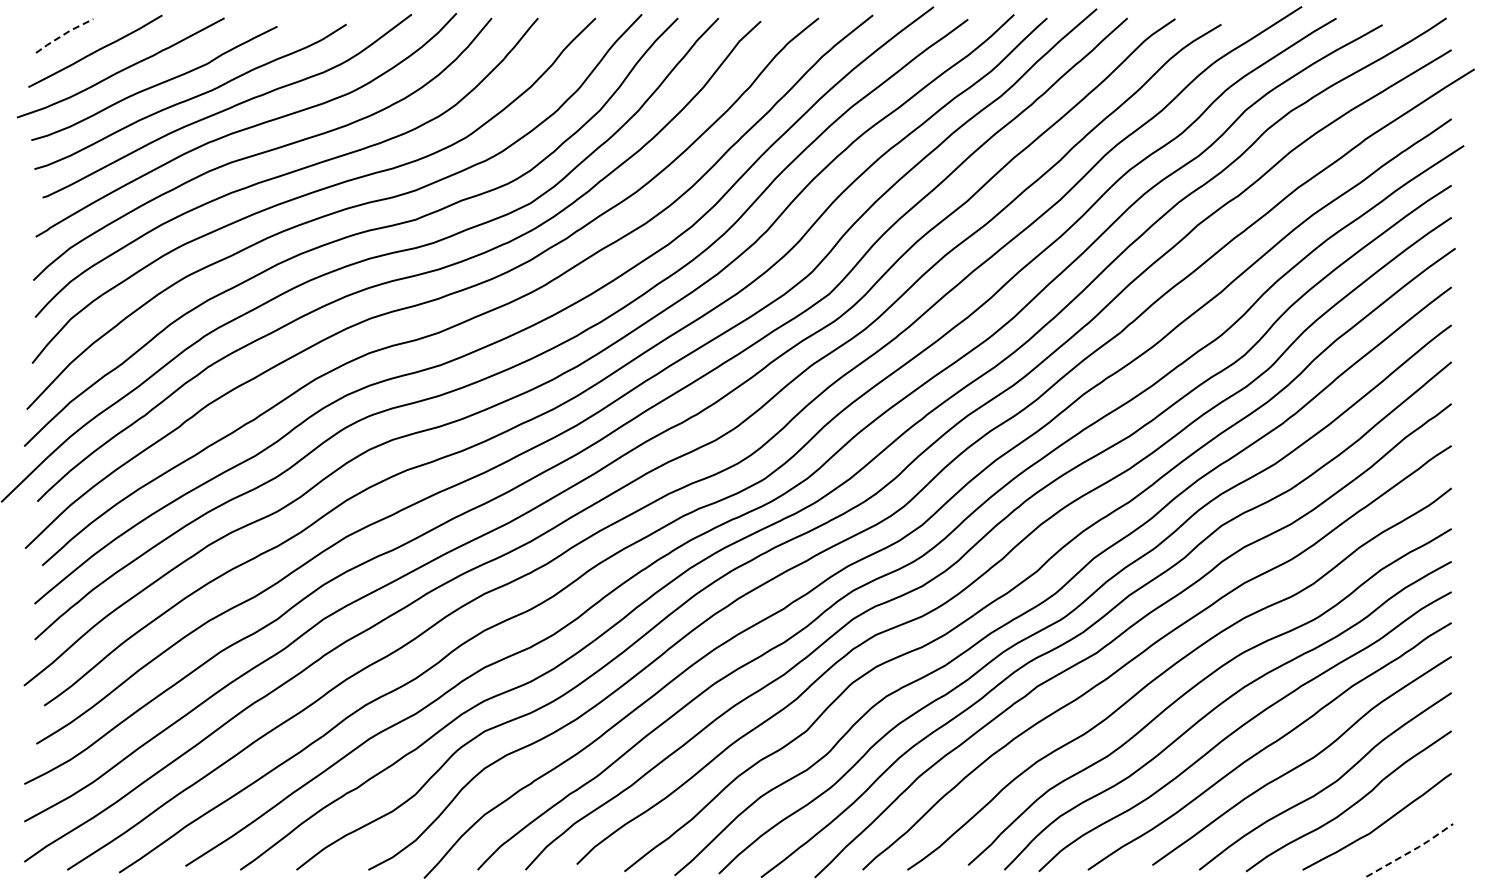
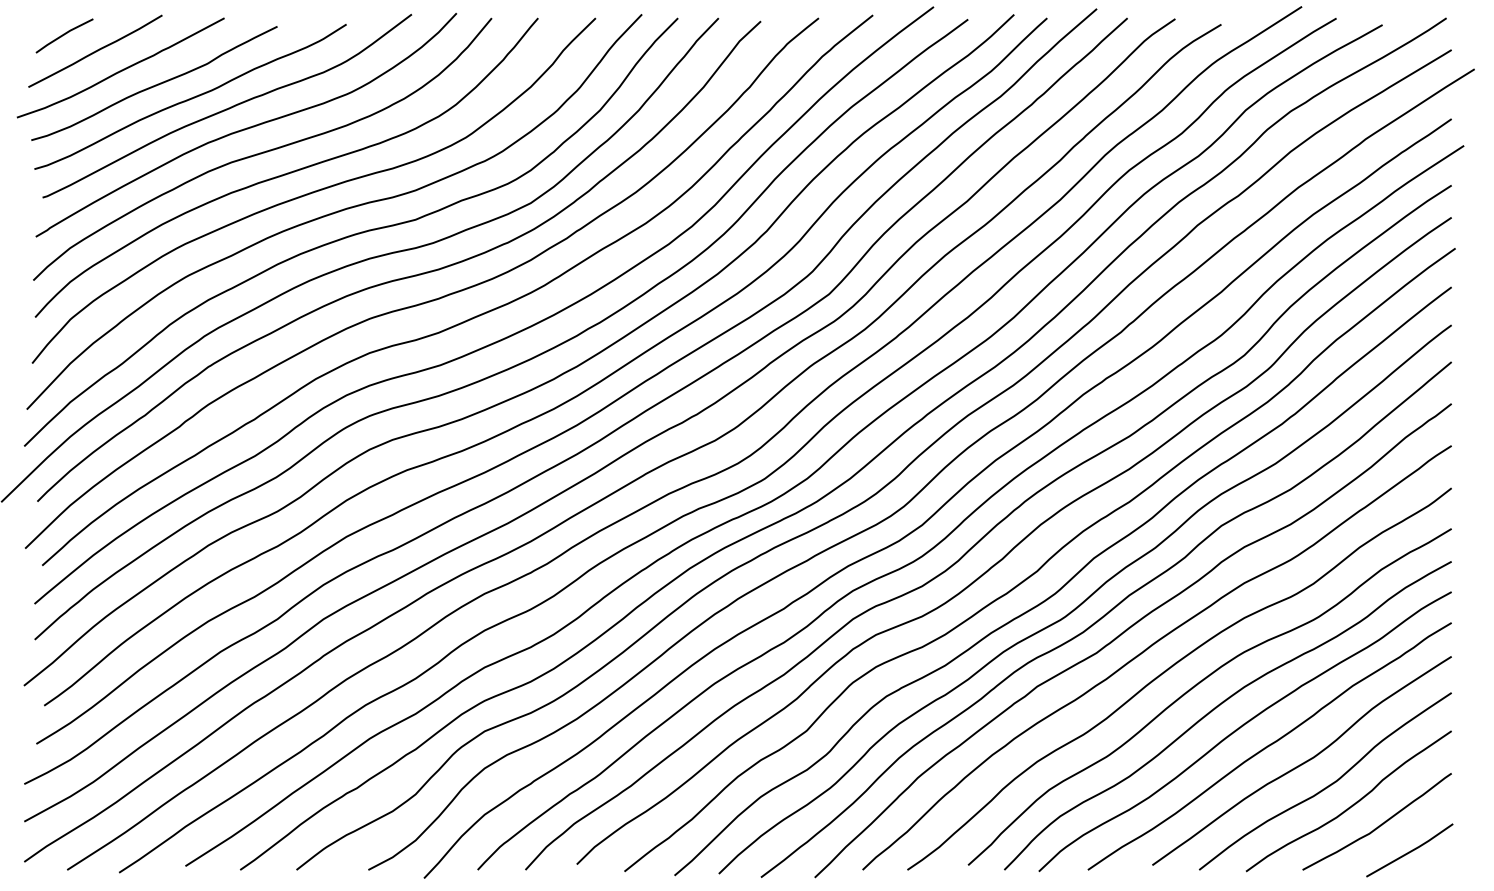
line: dashed -> solid (63, 34)
line: dashed -> solid (1411, 850)
